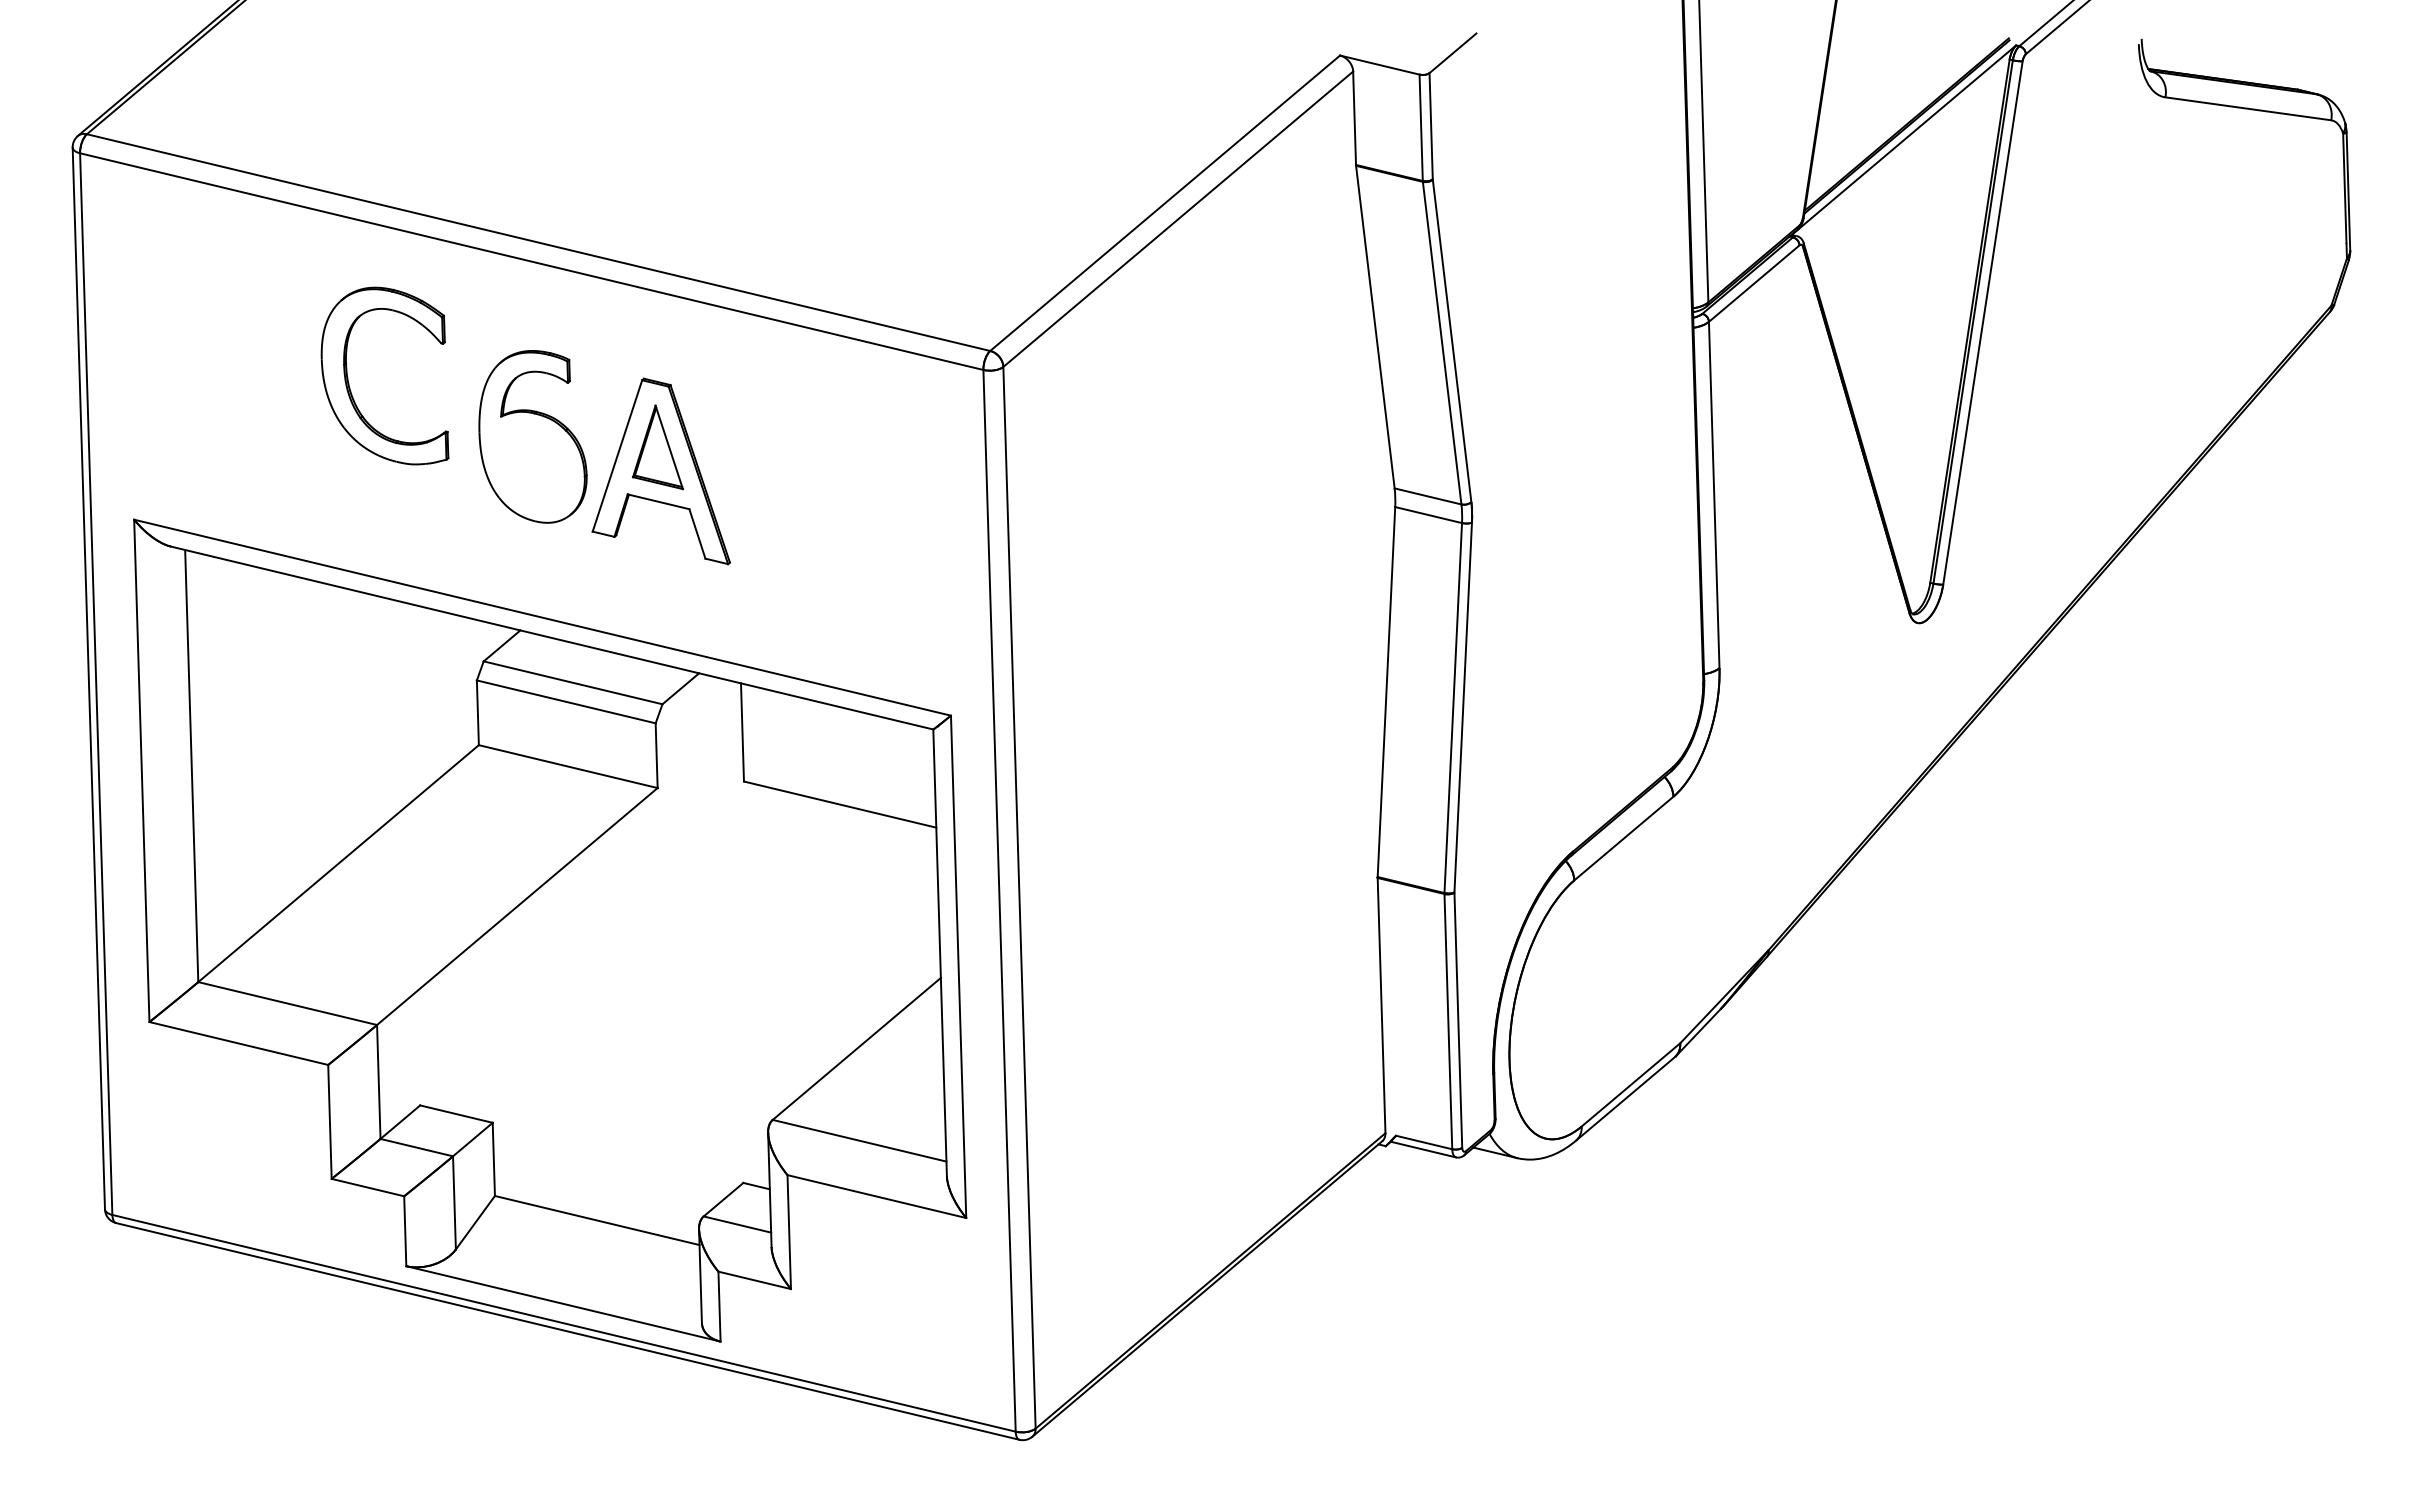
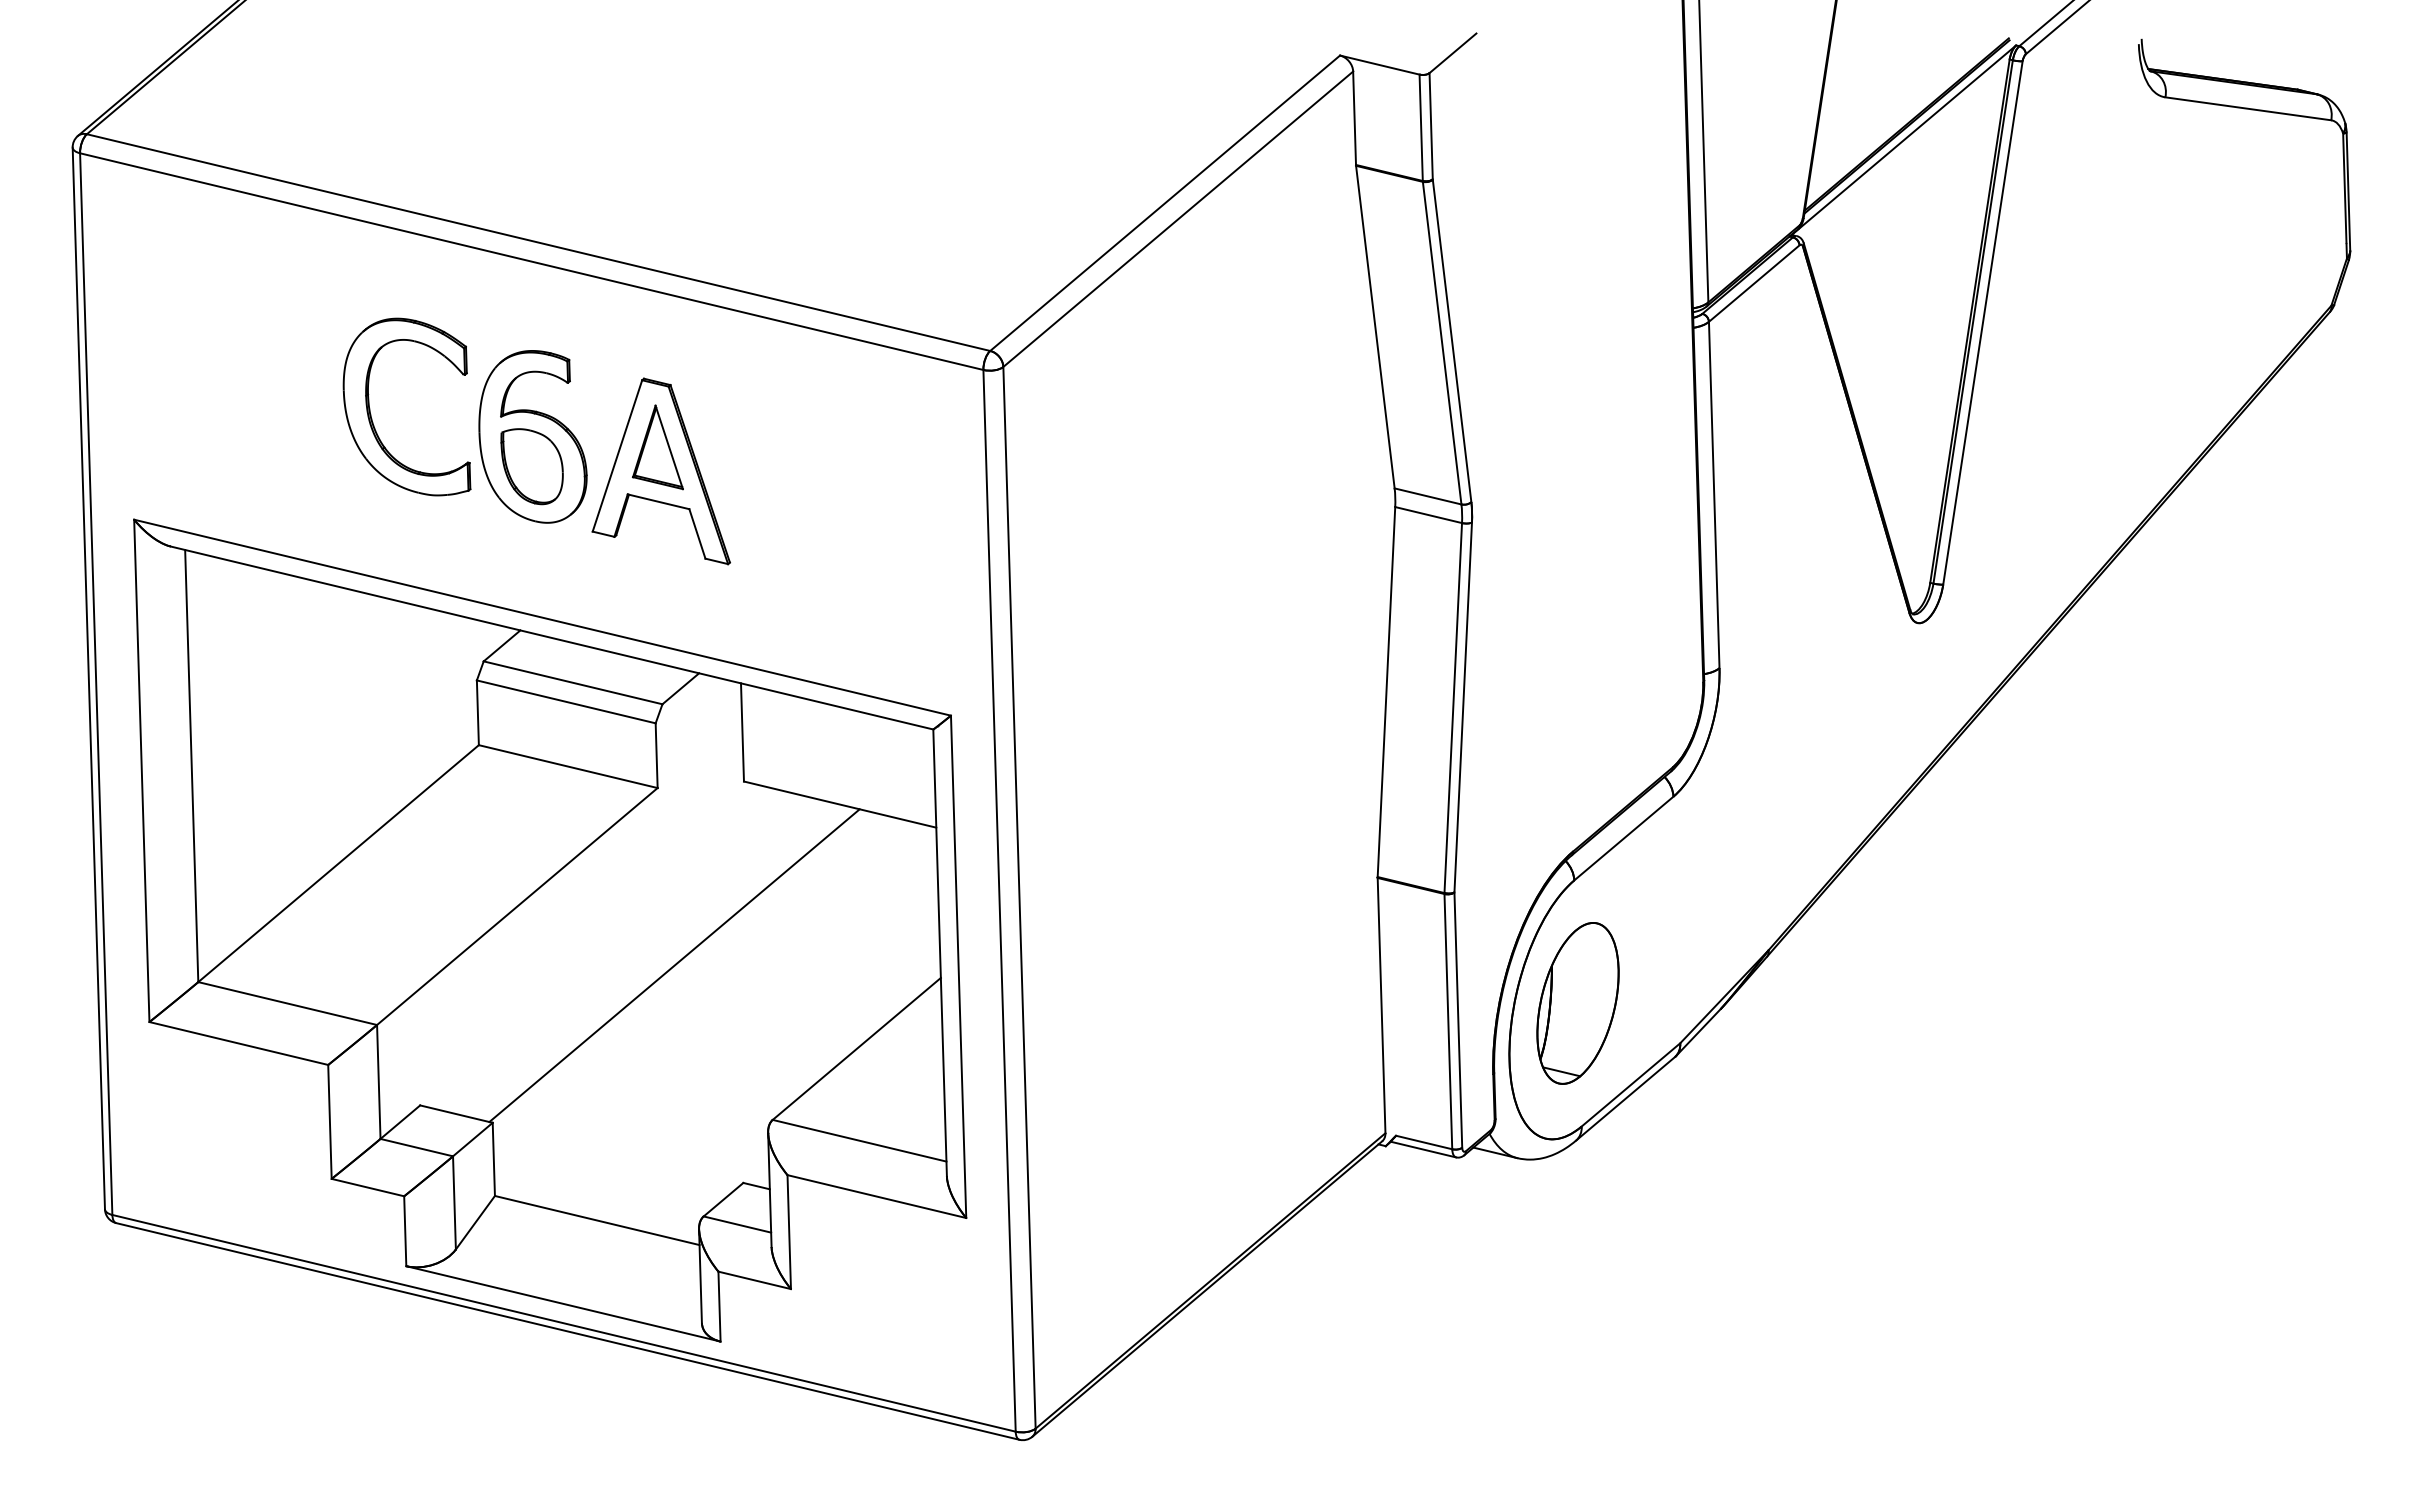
part position: (349, 383) -> (371, 414) (371, 414)
part: none -> present (531, 466)
line: none -> present (674, 965)
part: none -> present (1577, 1003)
